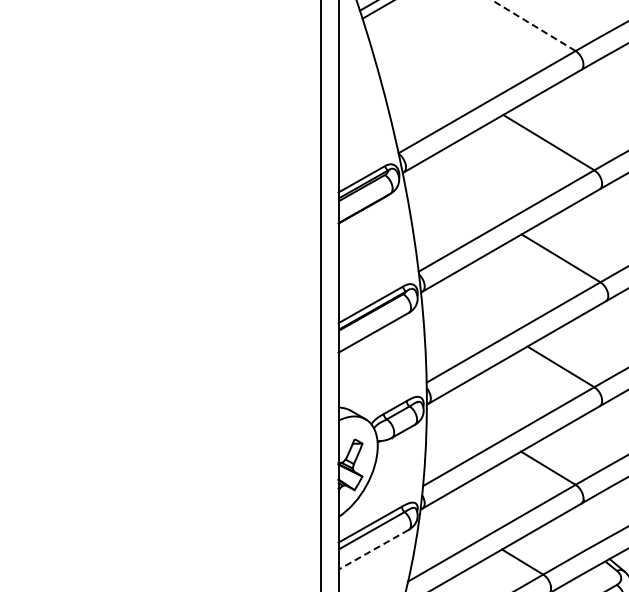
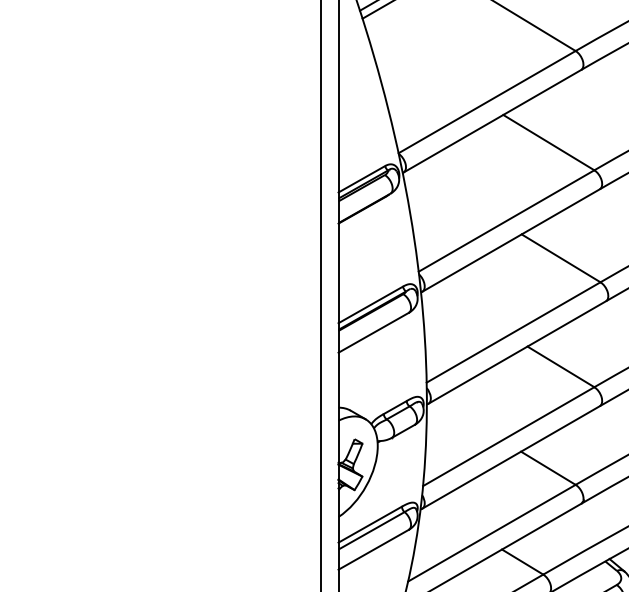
line: dashed -> solid (533, 25)
line: dashed -> solid (373, 550)
